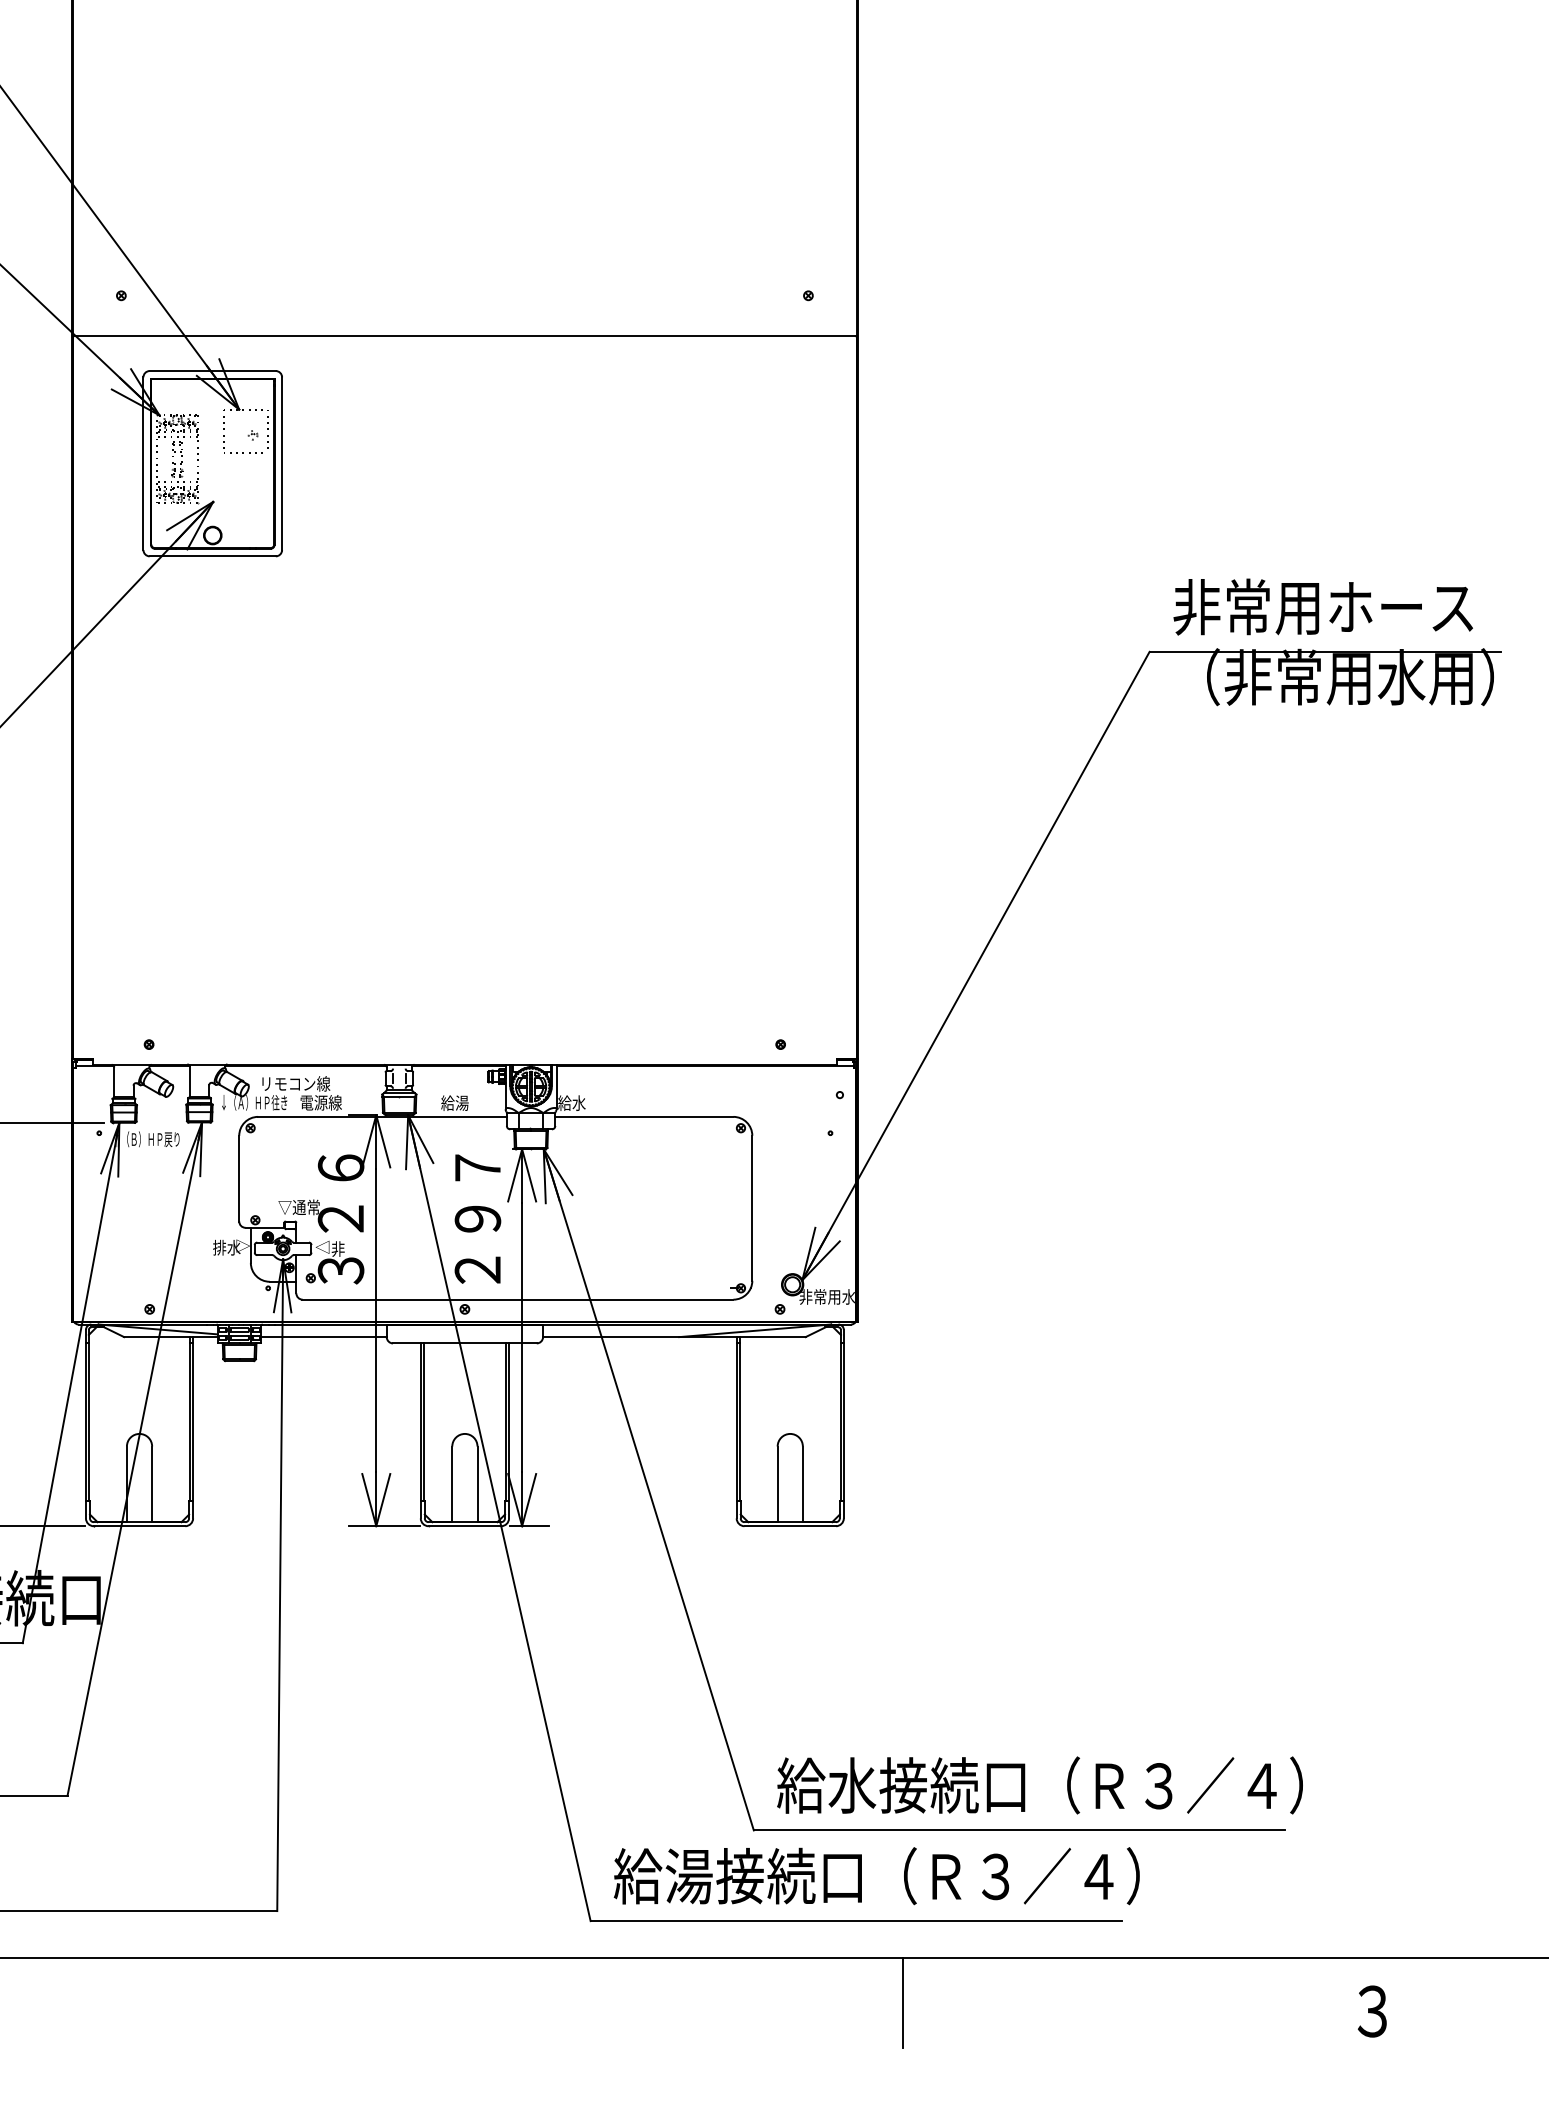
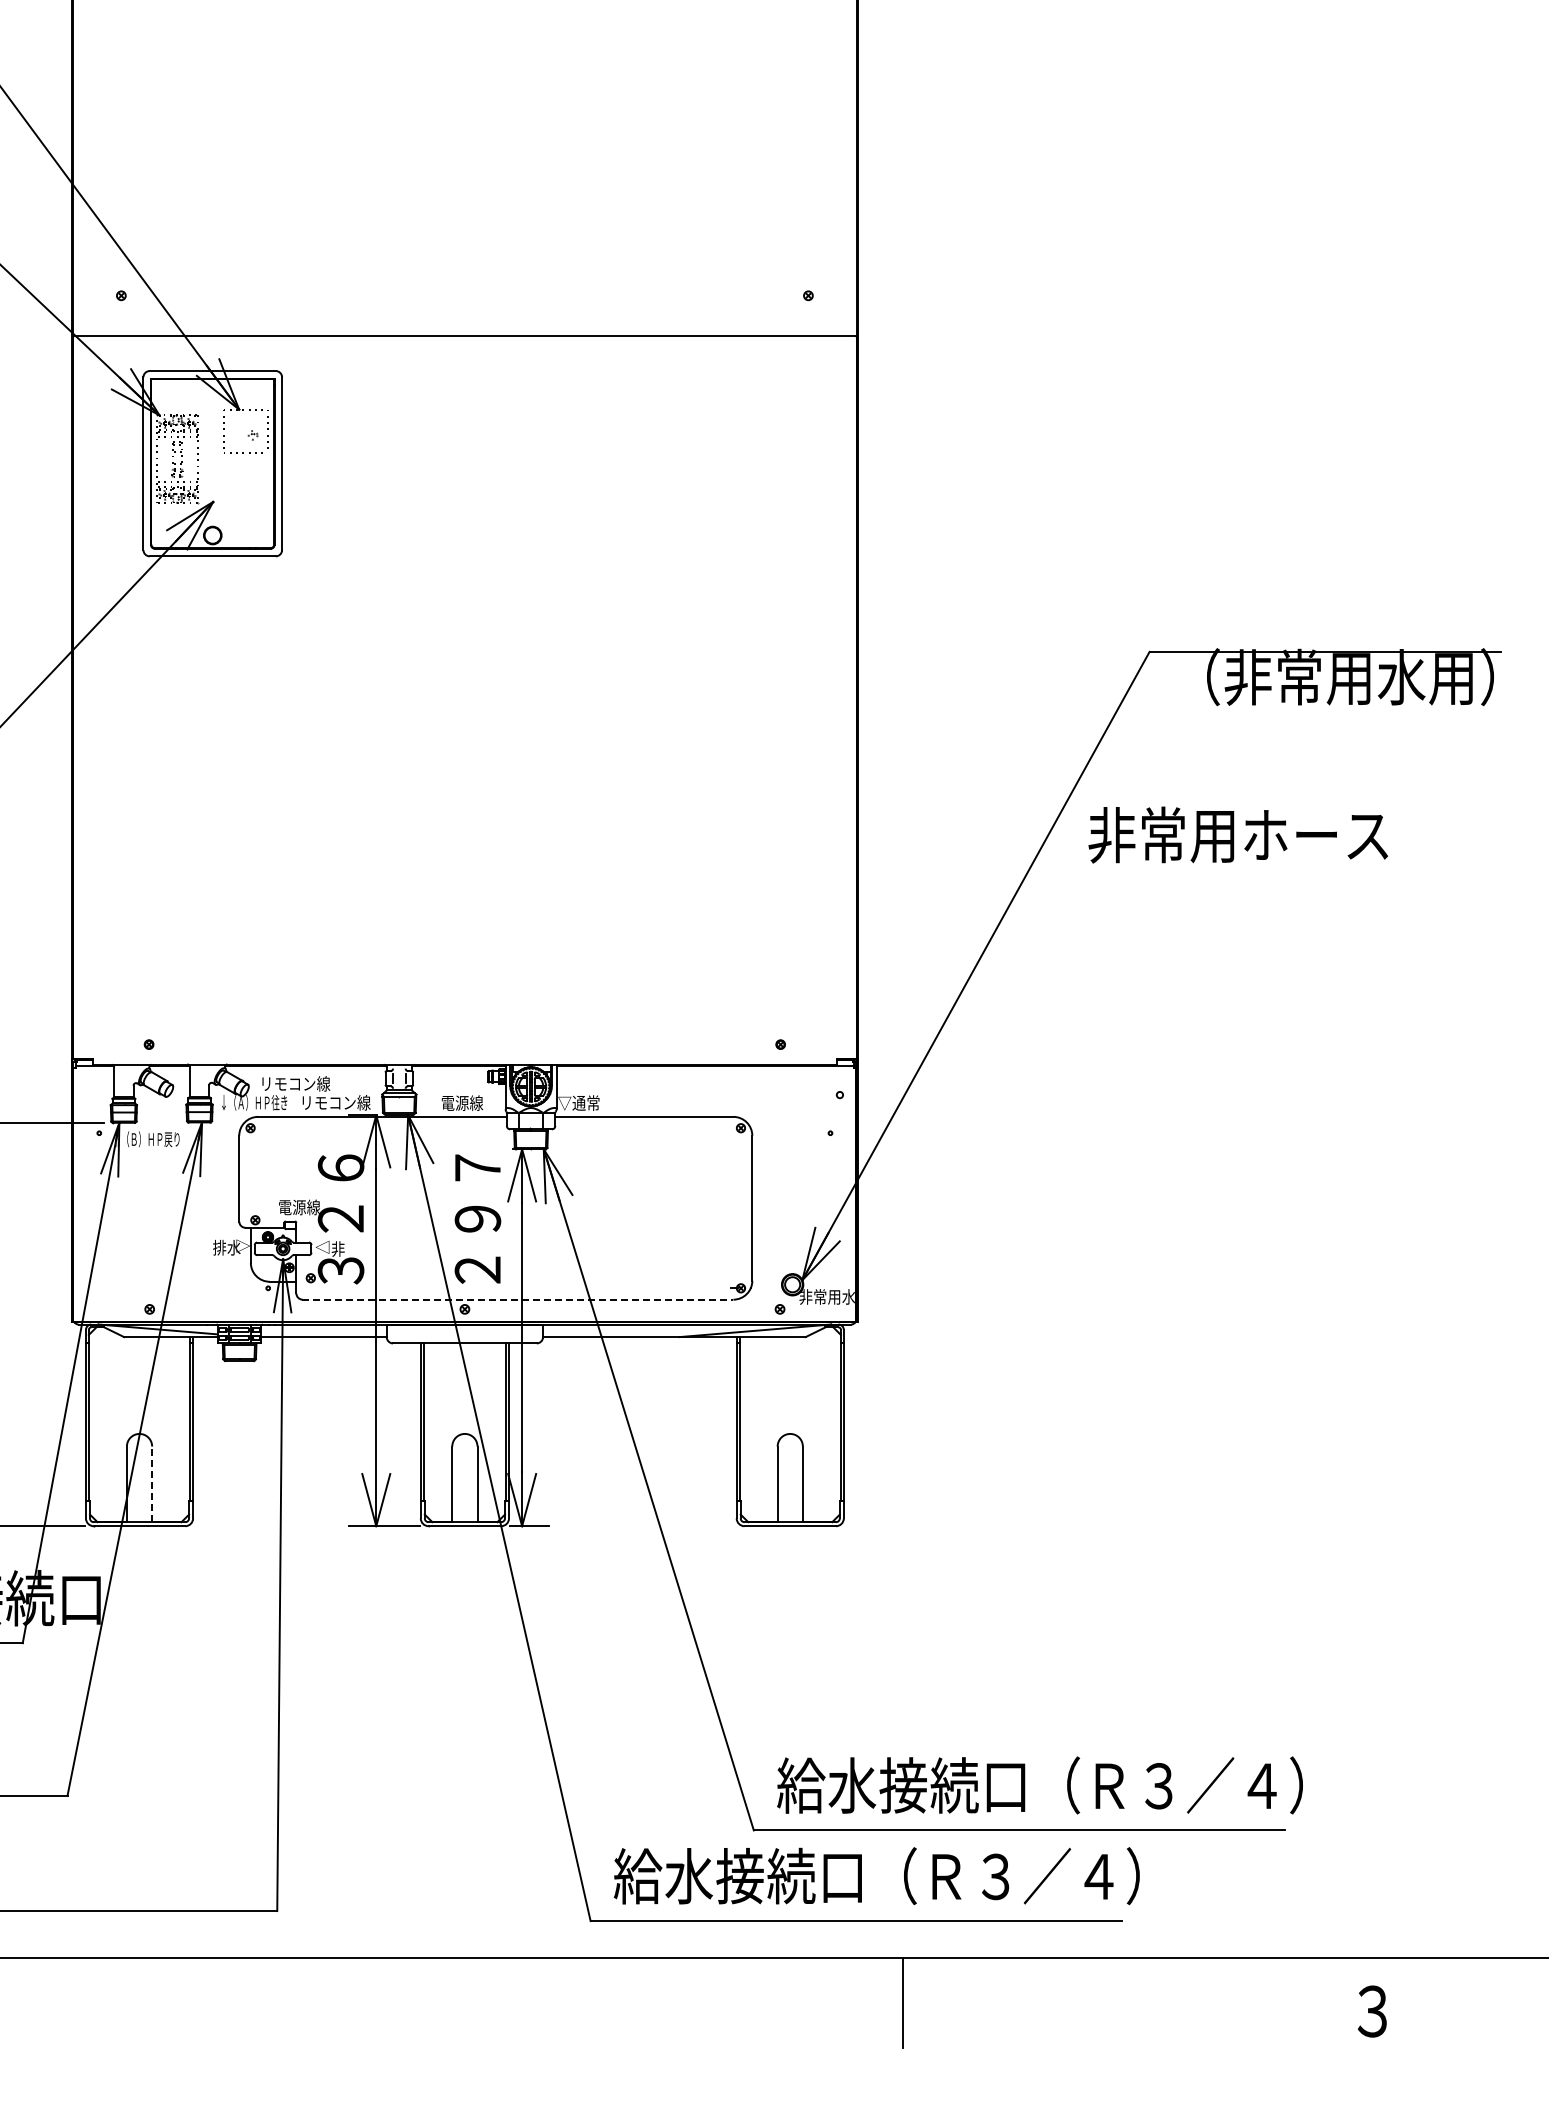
text position: (1322, 606) -> (1237, 834) (1237, 834)
text: 電源線 -> リモコン線 (335, 1102)
text: 給湯 -> 電源線 (462, 1102)
text: 給水 -> ▽通常 (578, 1102)
text: ▽通常 -> 電源線 (298, 1207)
line: solid -> dashed (517, 1299)
line: solid -> dashed (152, 1484)
text: 給湯接続口（Ｒ３／４） -> 給水接続口（Ｒ３／４） (689, 1876)
